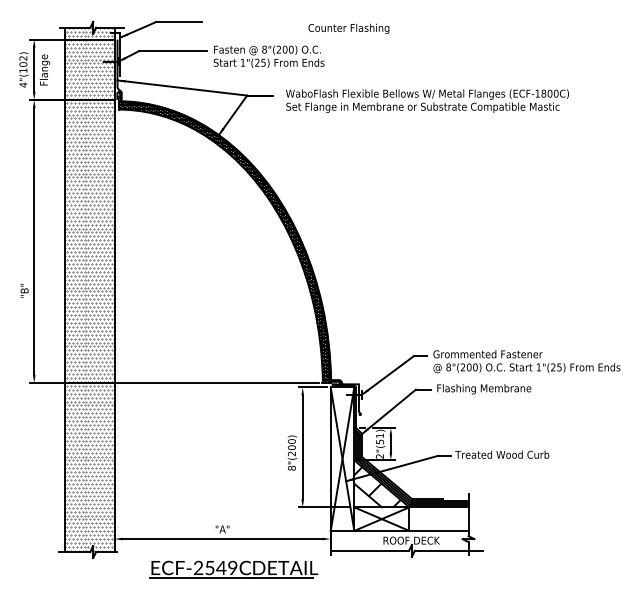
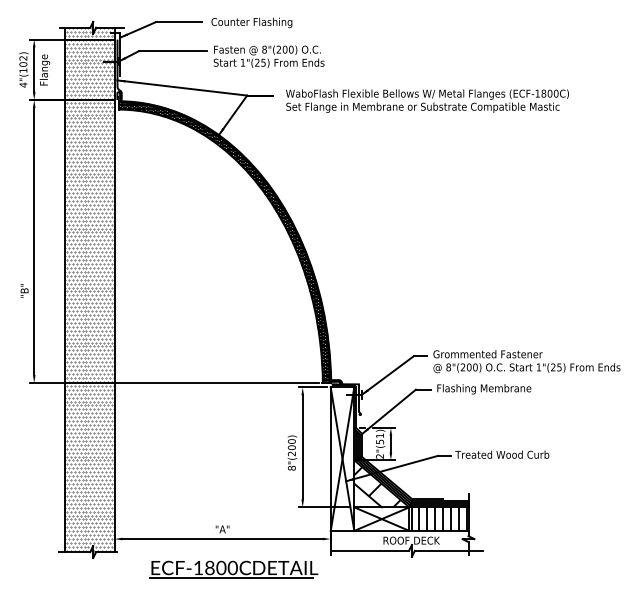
text position: (348, 28) -> (251, 22) (251, 22)
hatch: none -> present (438, 518)
text: ECF-2549C -> ECF-1800C (215, 567)
